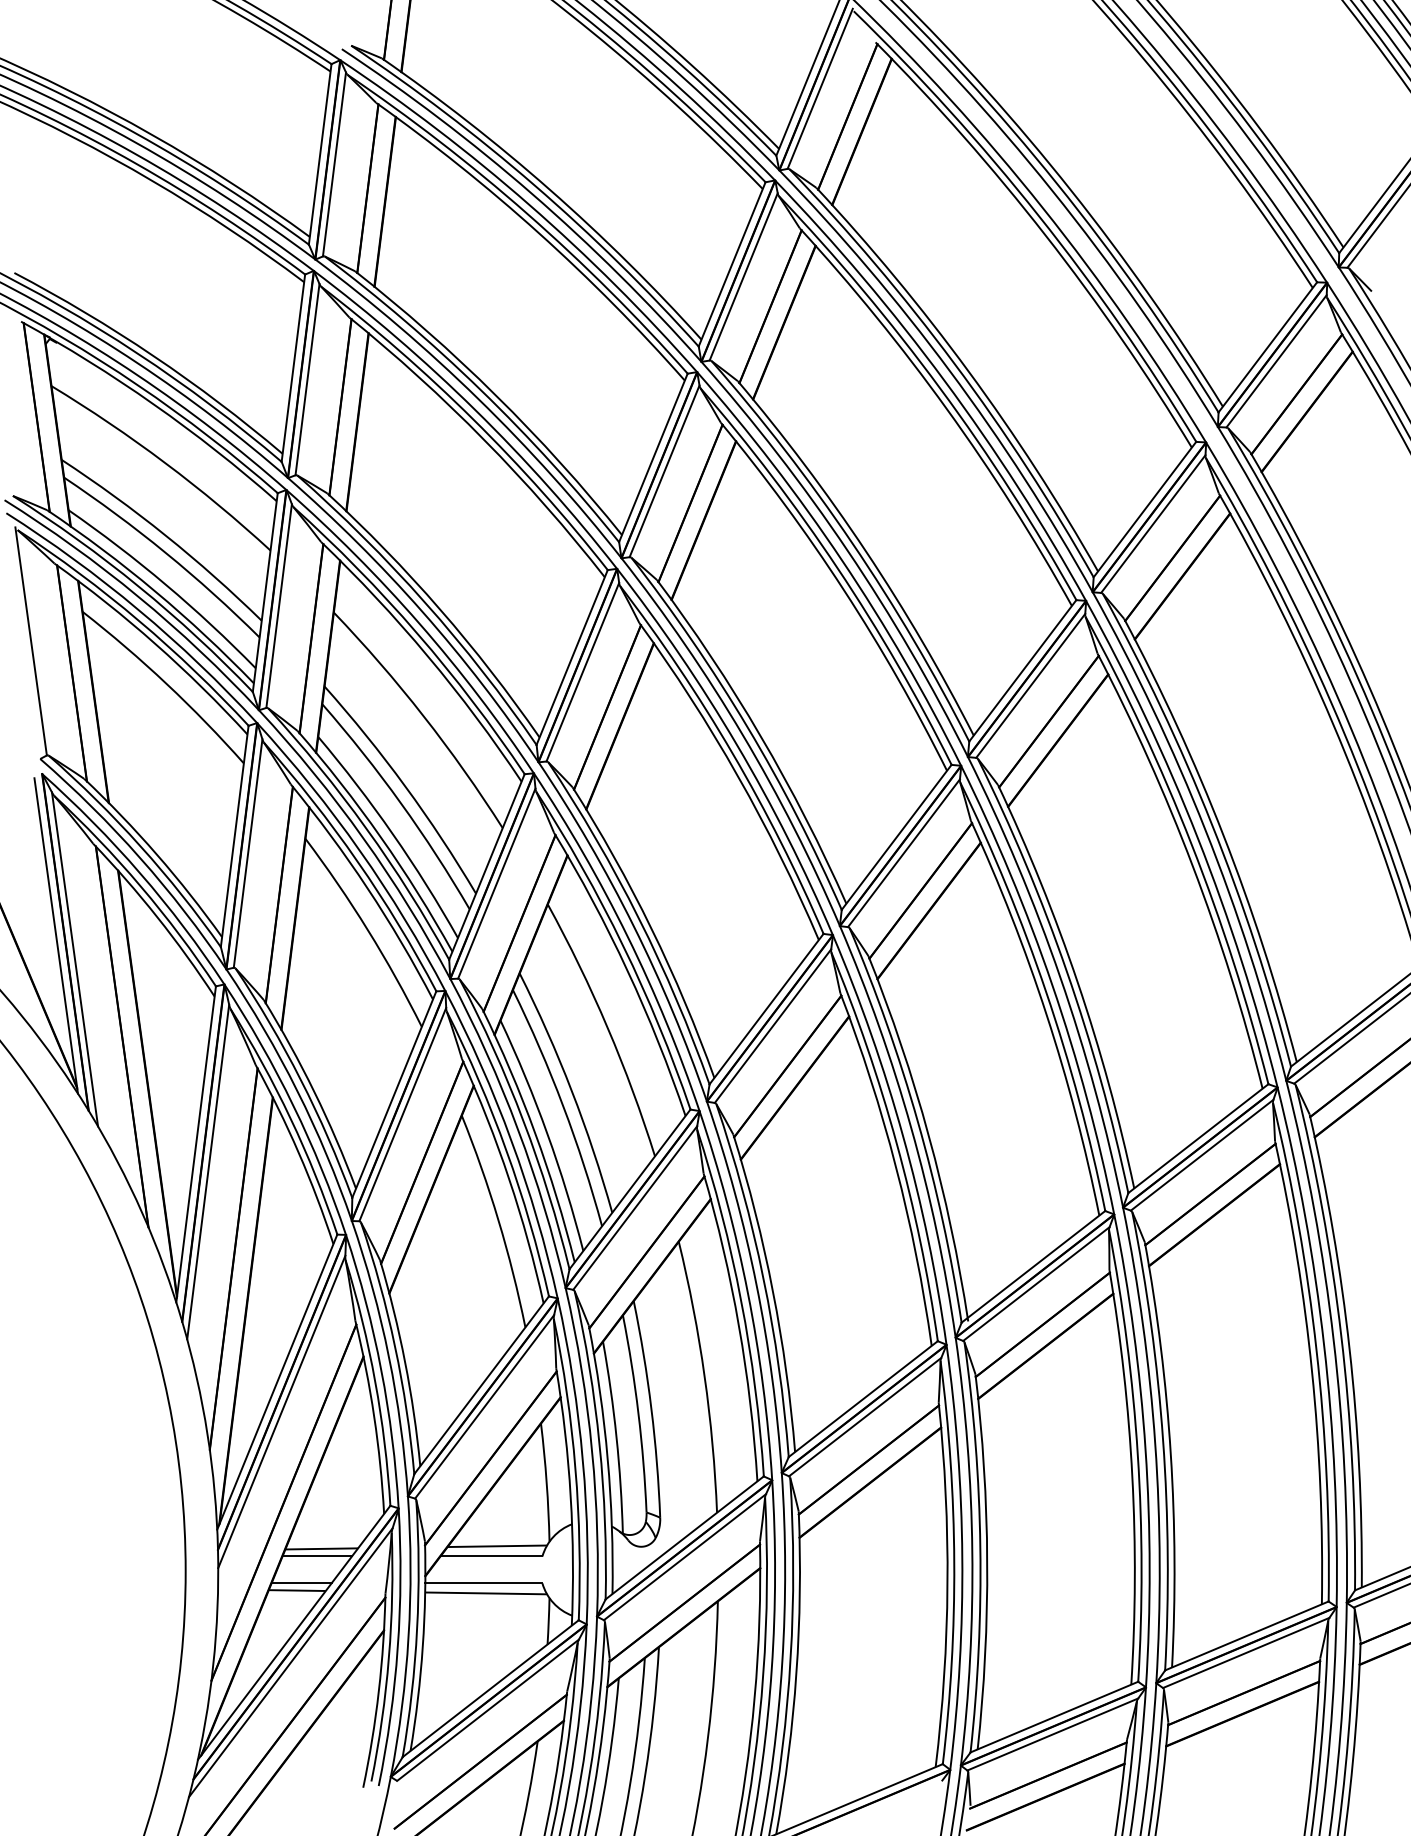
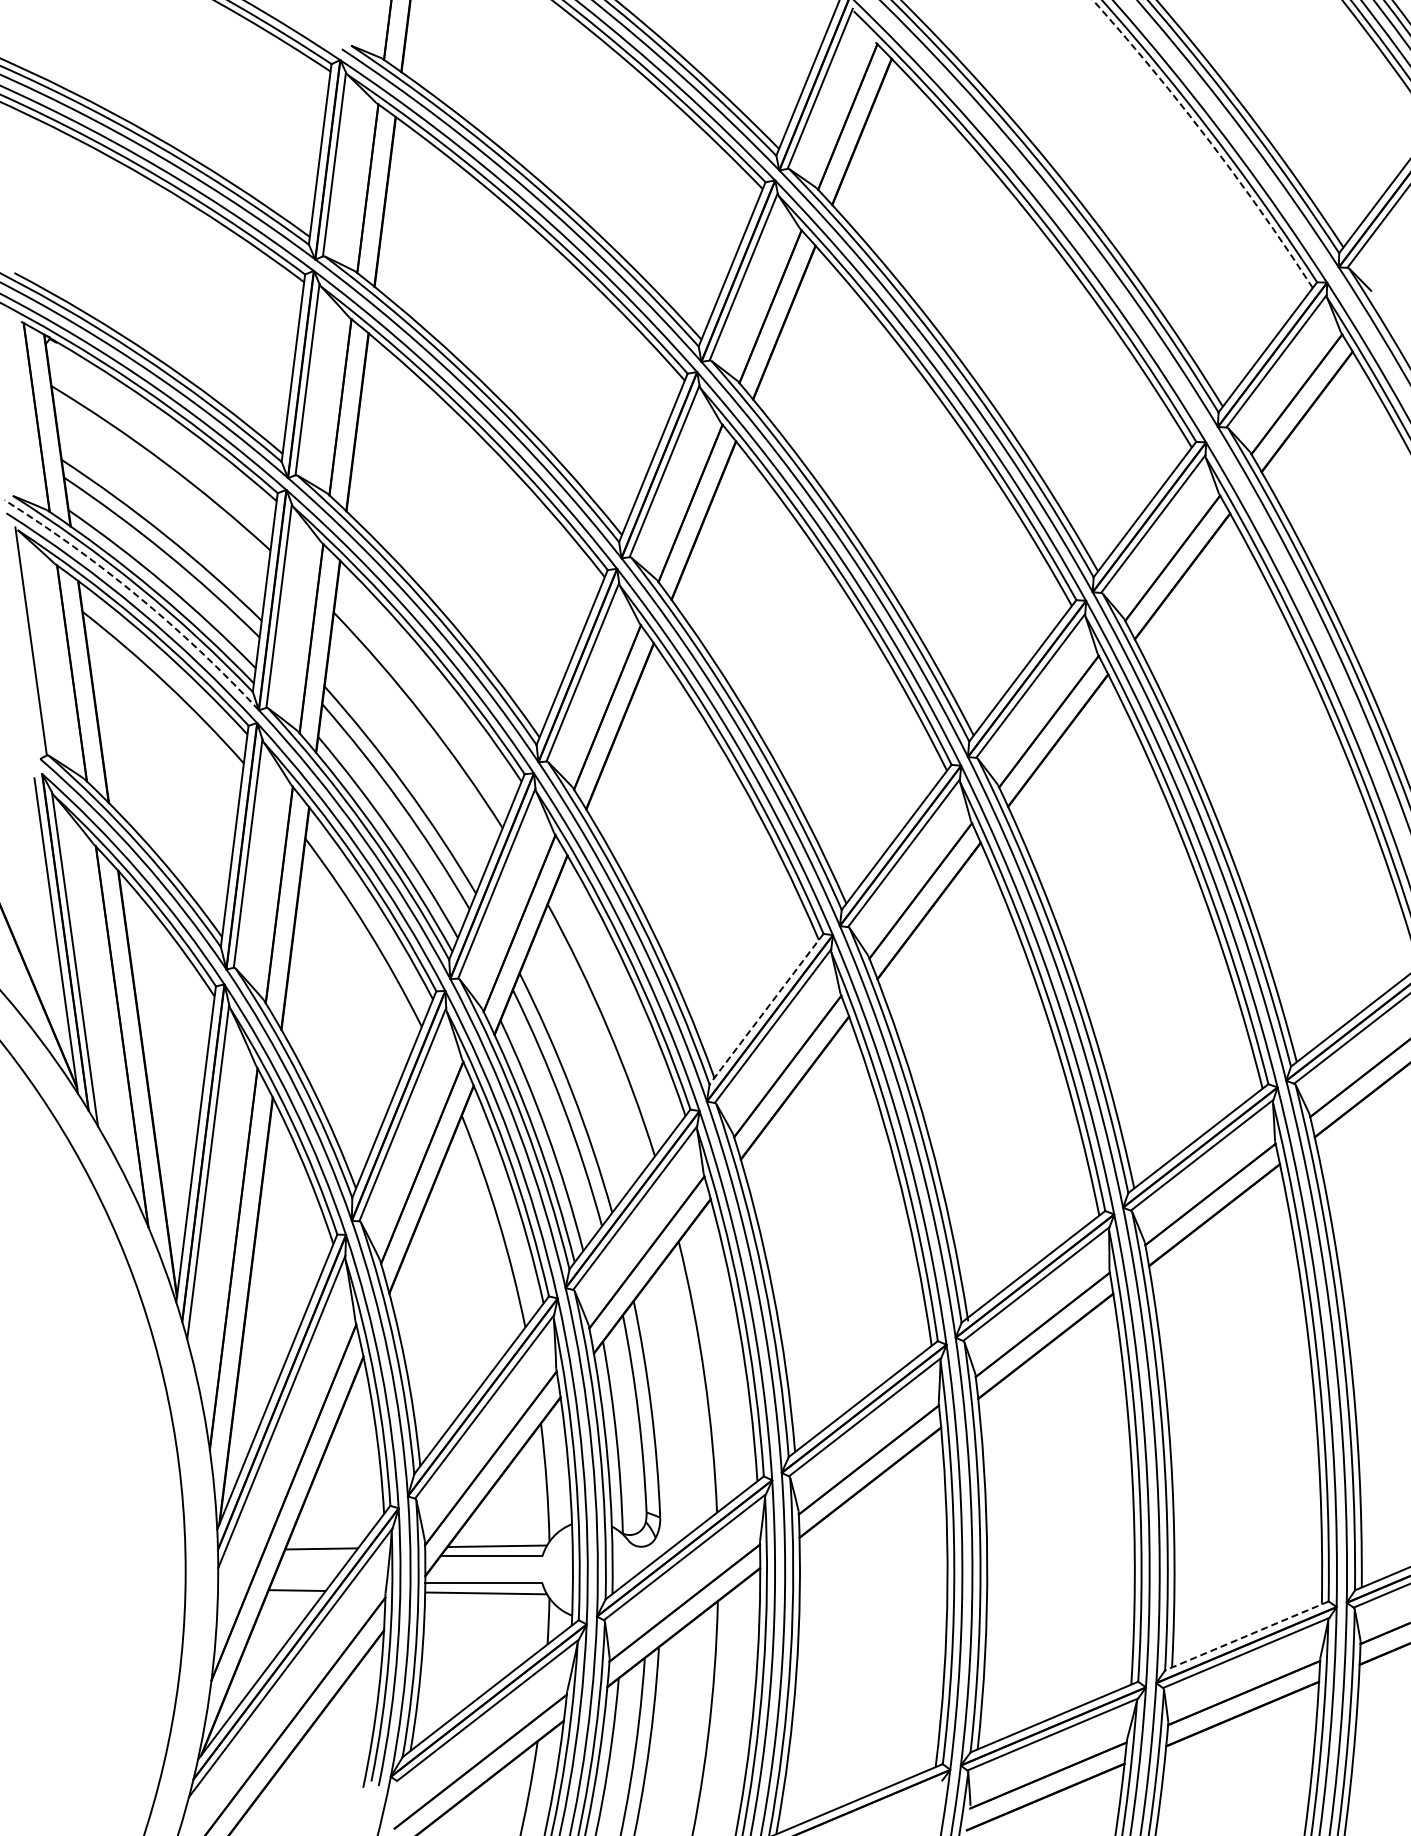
arc: solid -> dashed (1208, 139)
arc: solid -> dashed (138, 596)
line: solid -> dashed (766, 1009)
line: present -> none (317, 1556)
line: present -> none (301, 1583)
line: solid -> dashed (1246, 1635)
